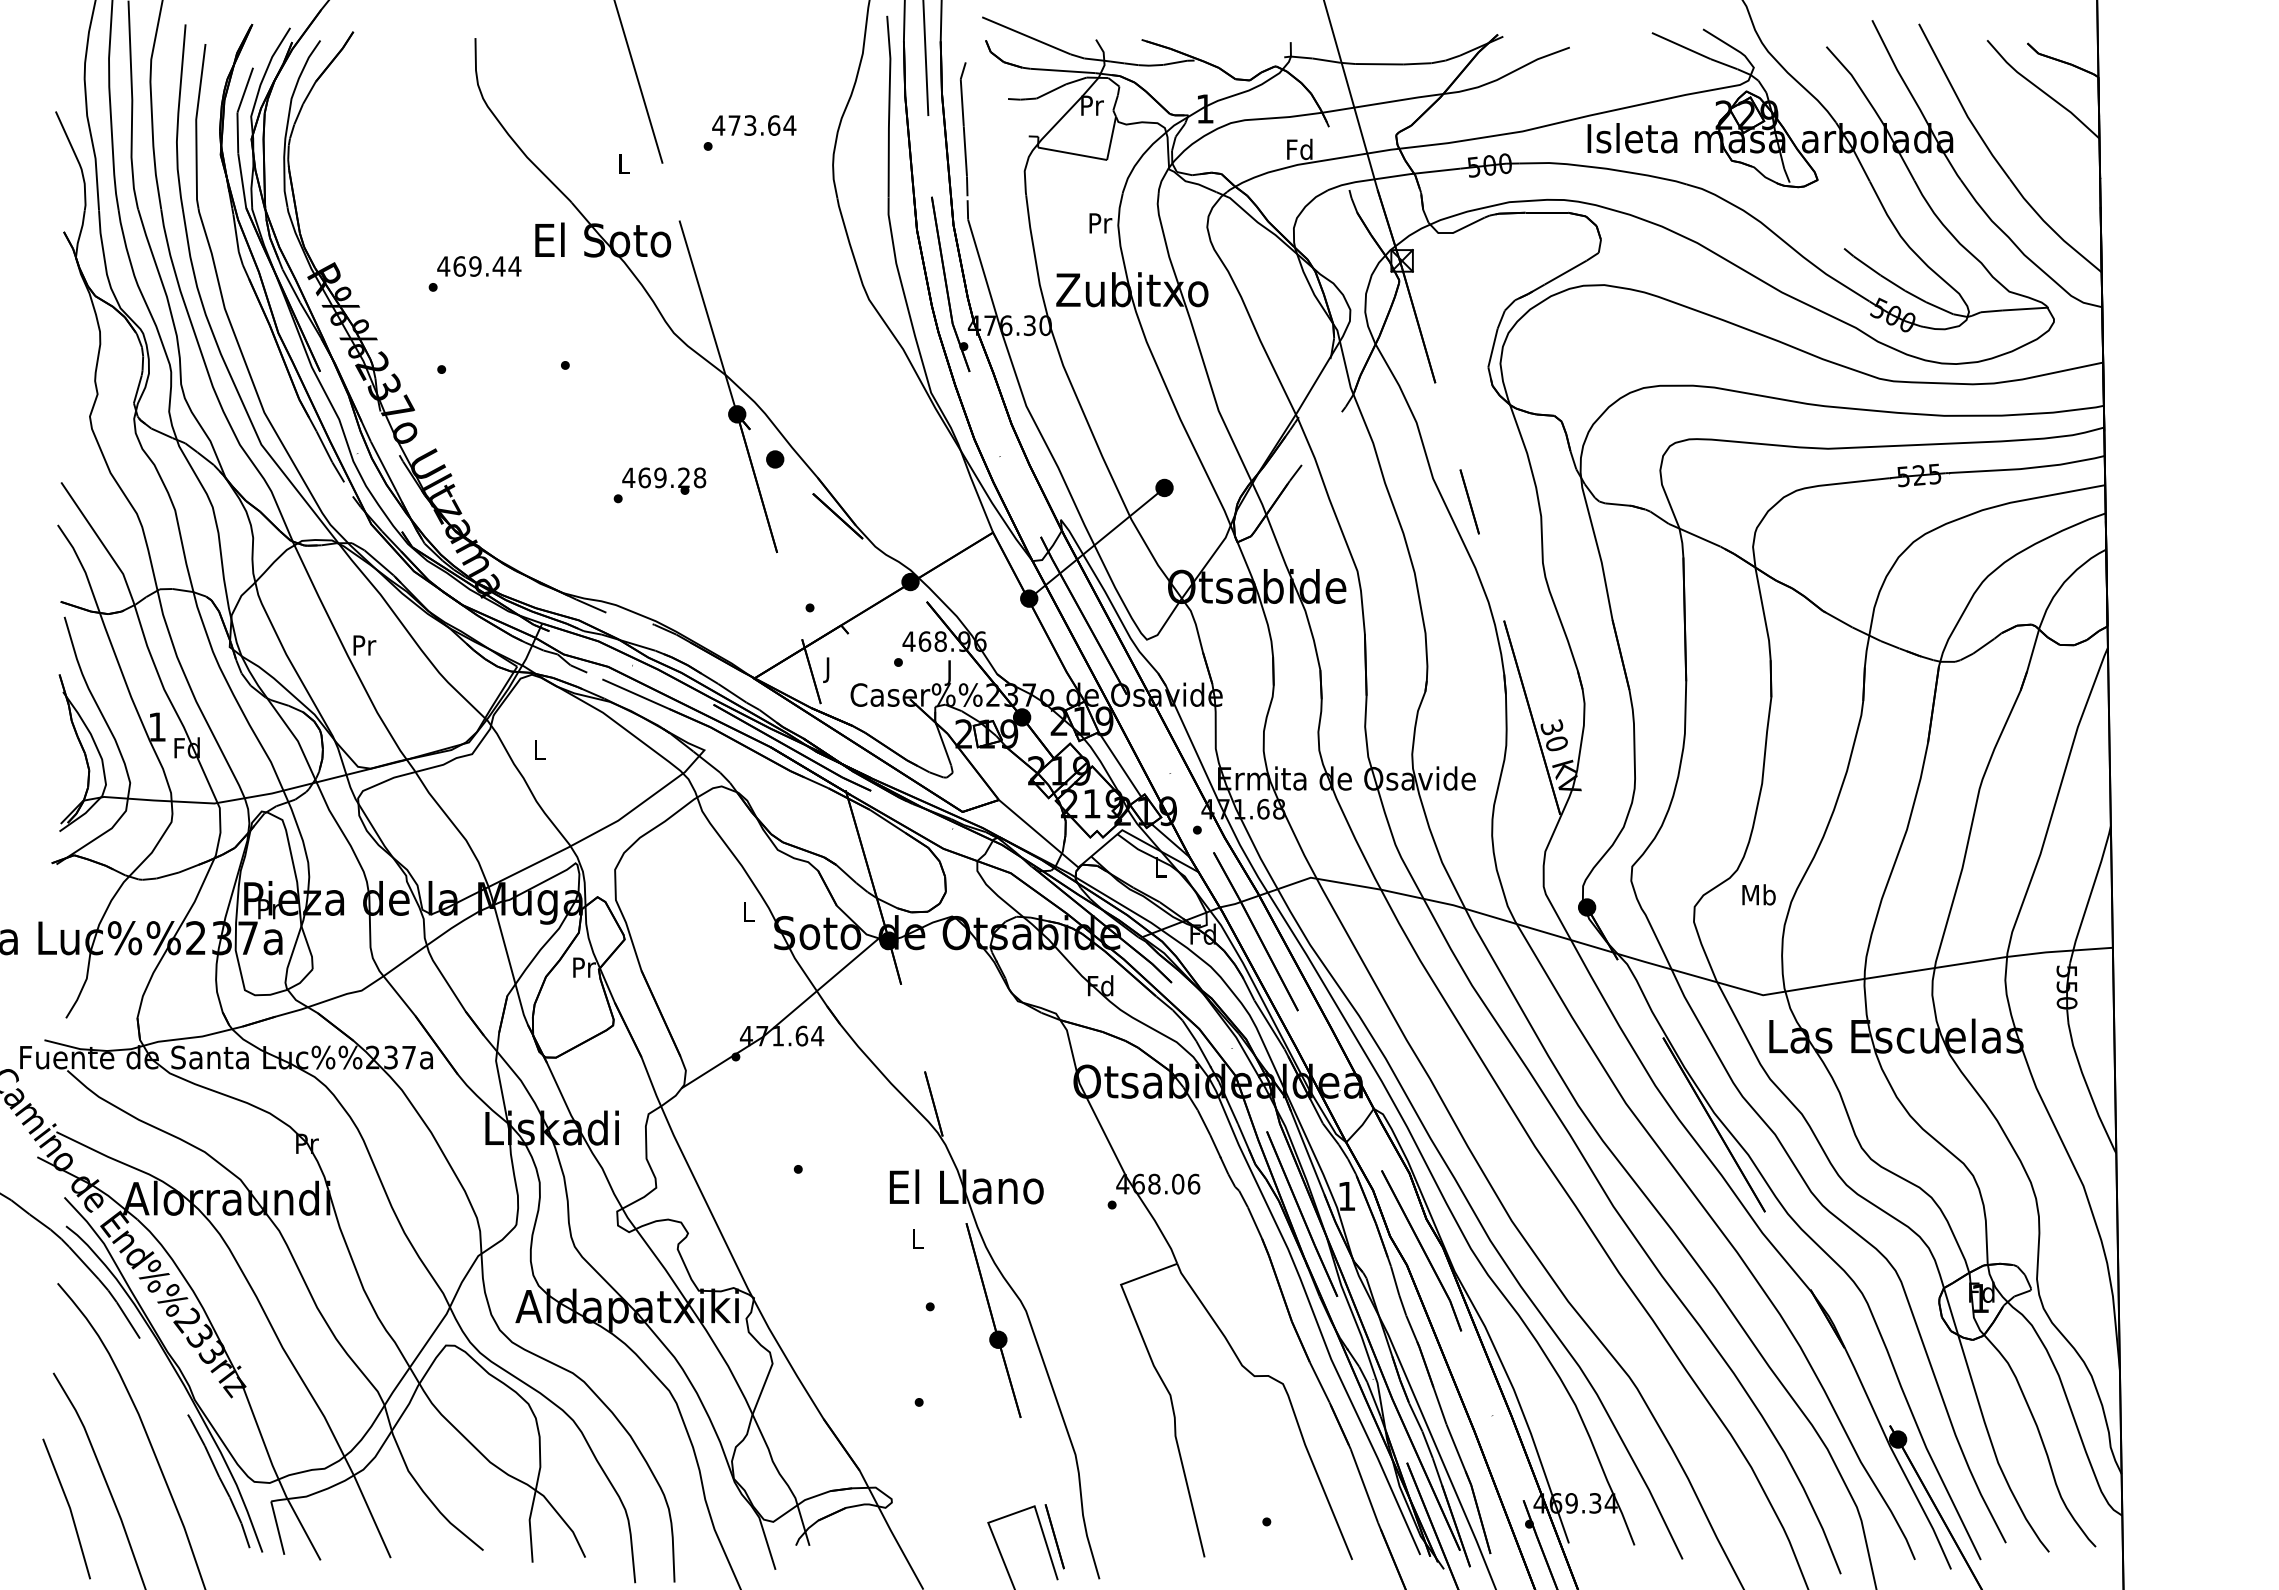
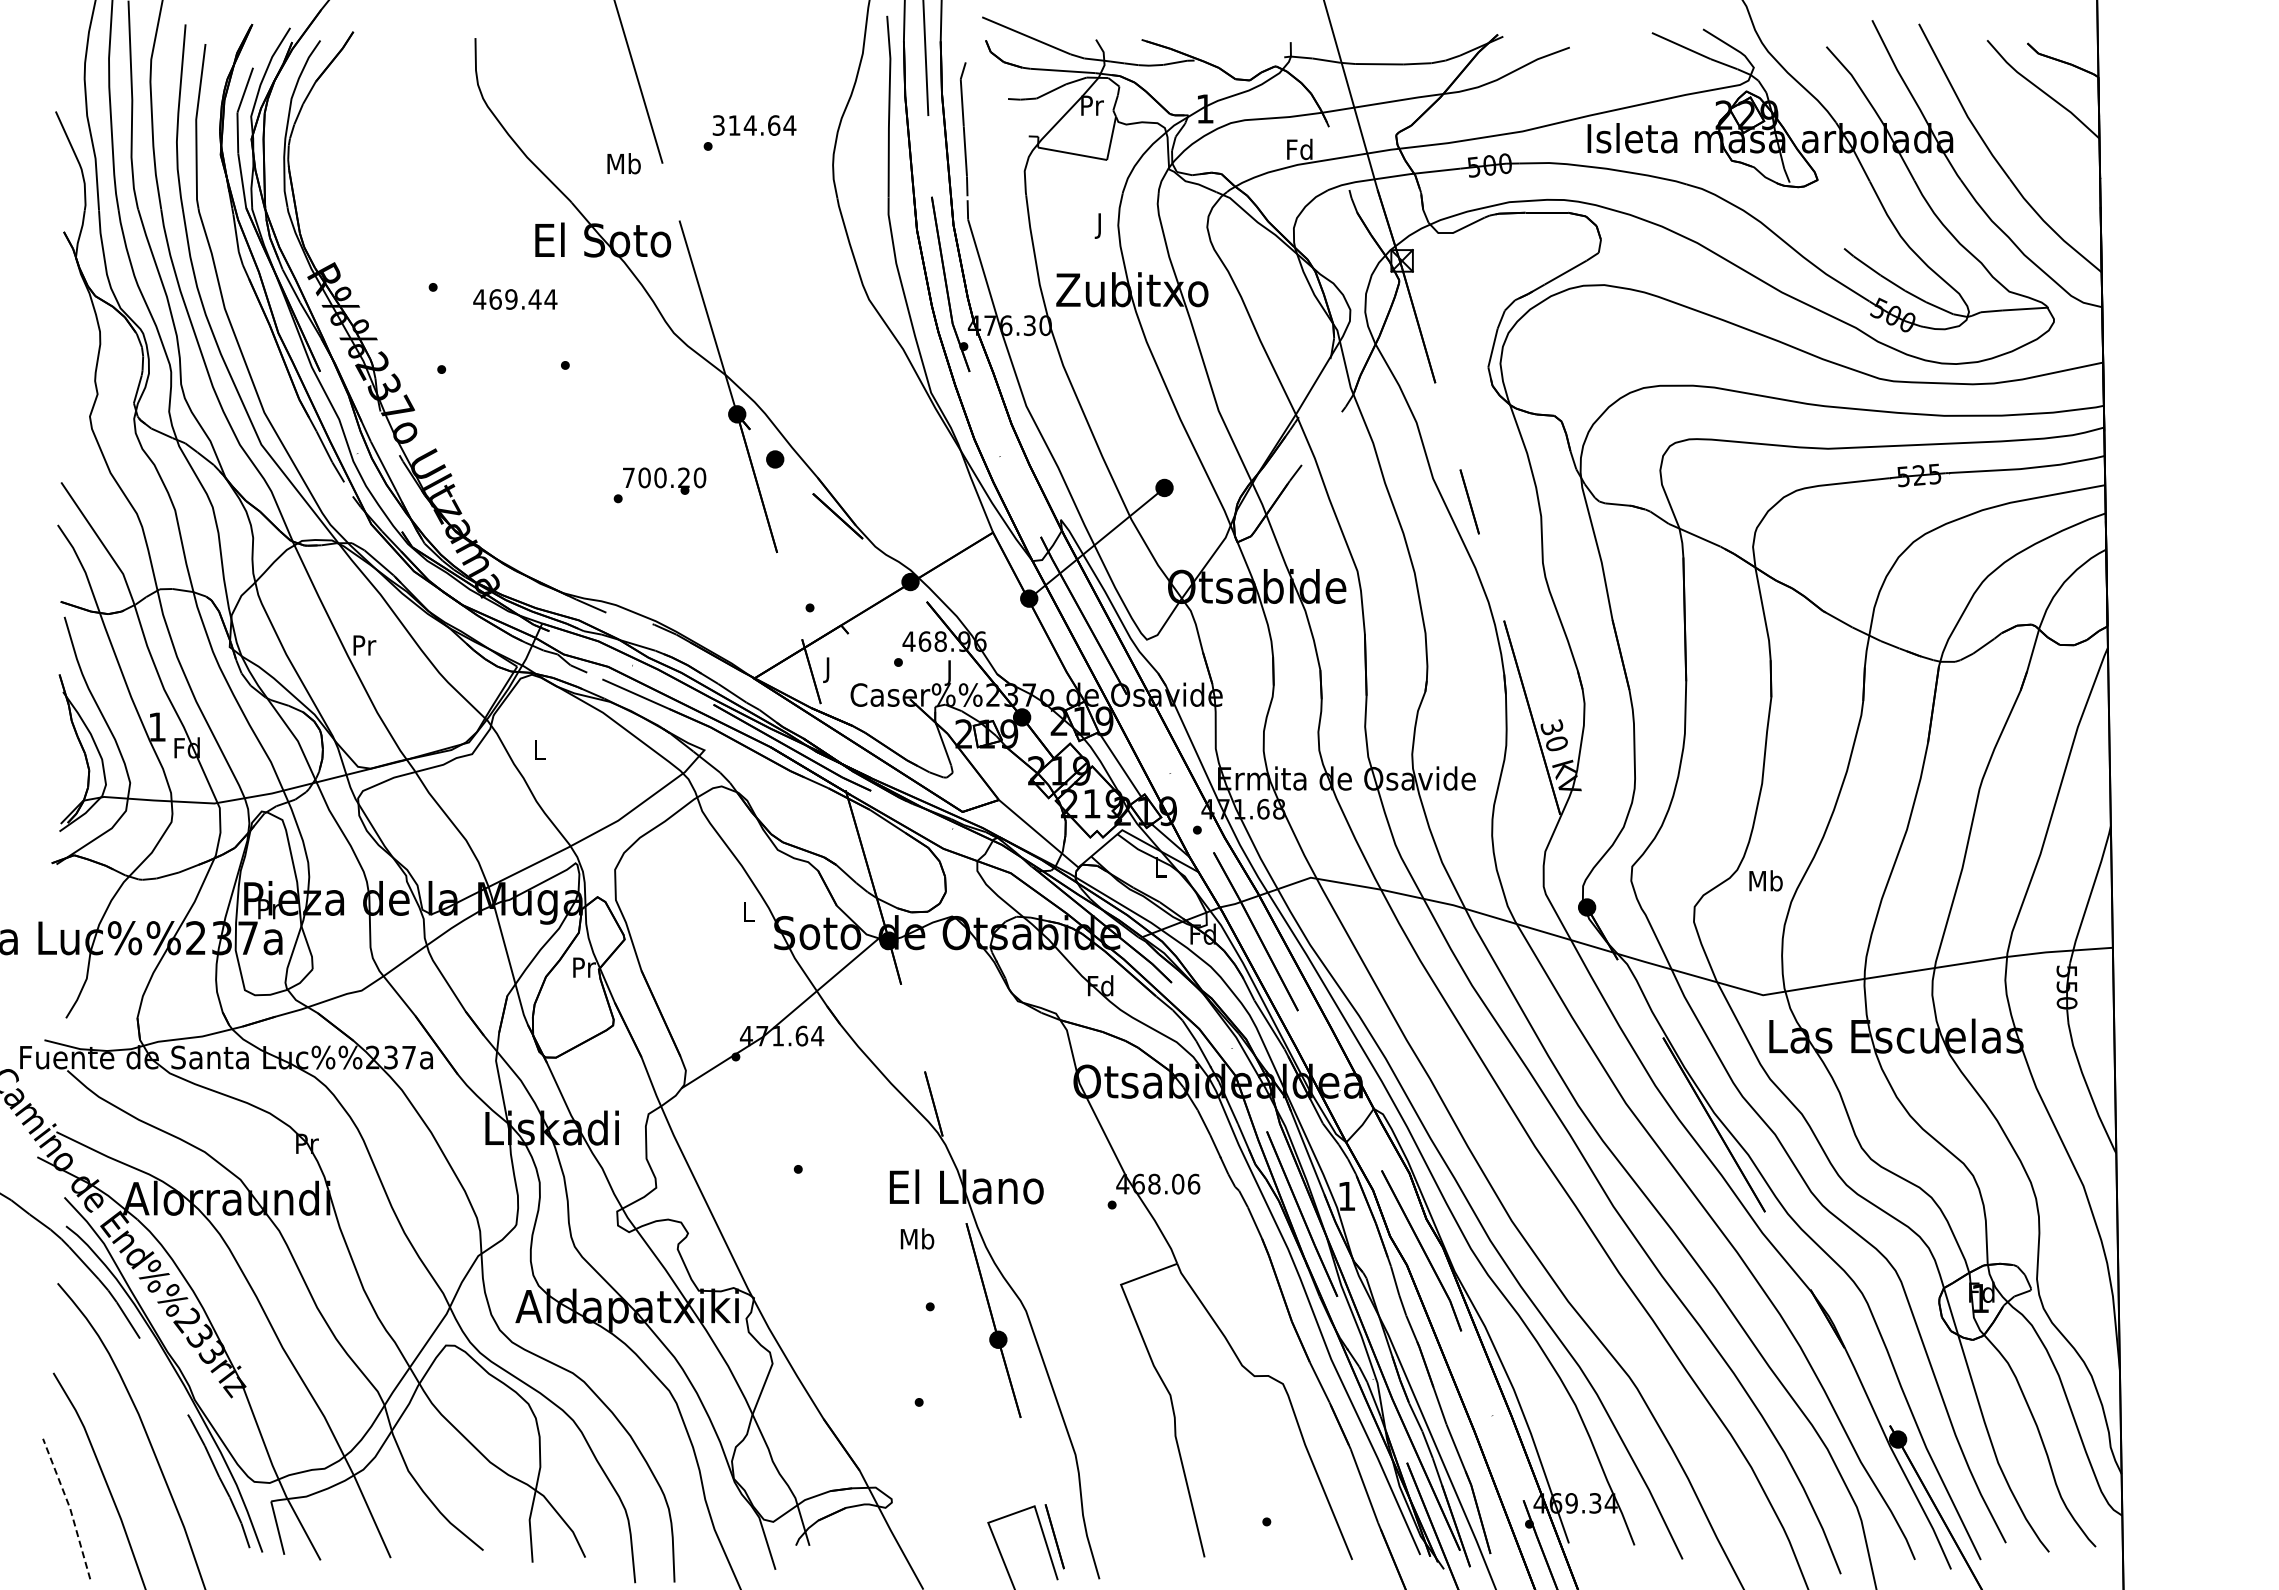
text: 473.64 -> 314.64 (734, 125)
text: L -> Mb (623, 163)
text: Pr -> J (1100, 225)
text position: (479, 266) -> (515, 299) (515, 299)
text: 469.28 -> 700.20 (664, 477)
text position: (1758, 894) -> (1765, 880) (1765, 880)
text: L -> Mb (917, 1238)
line: solid -> dashed (70, 1508)
